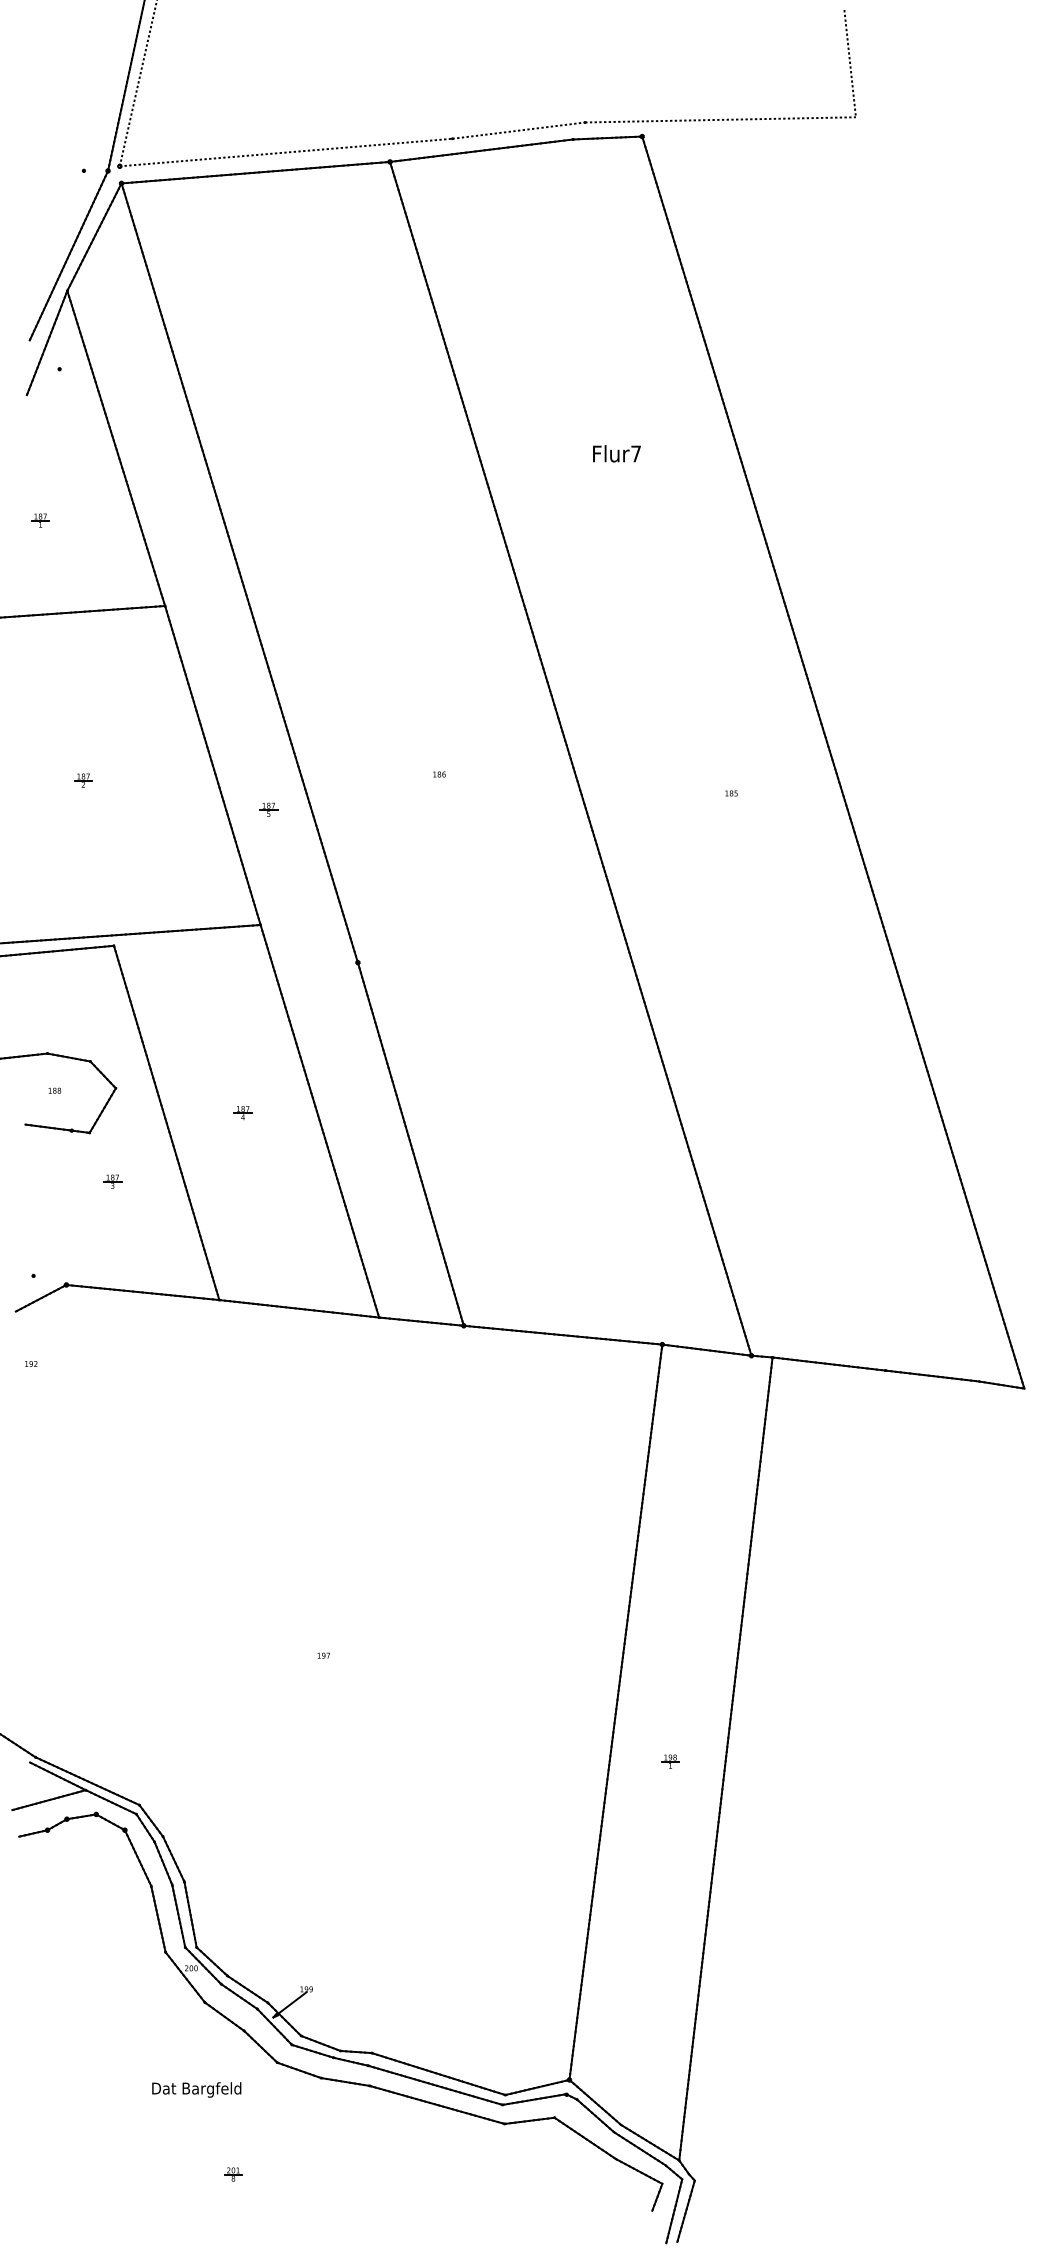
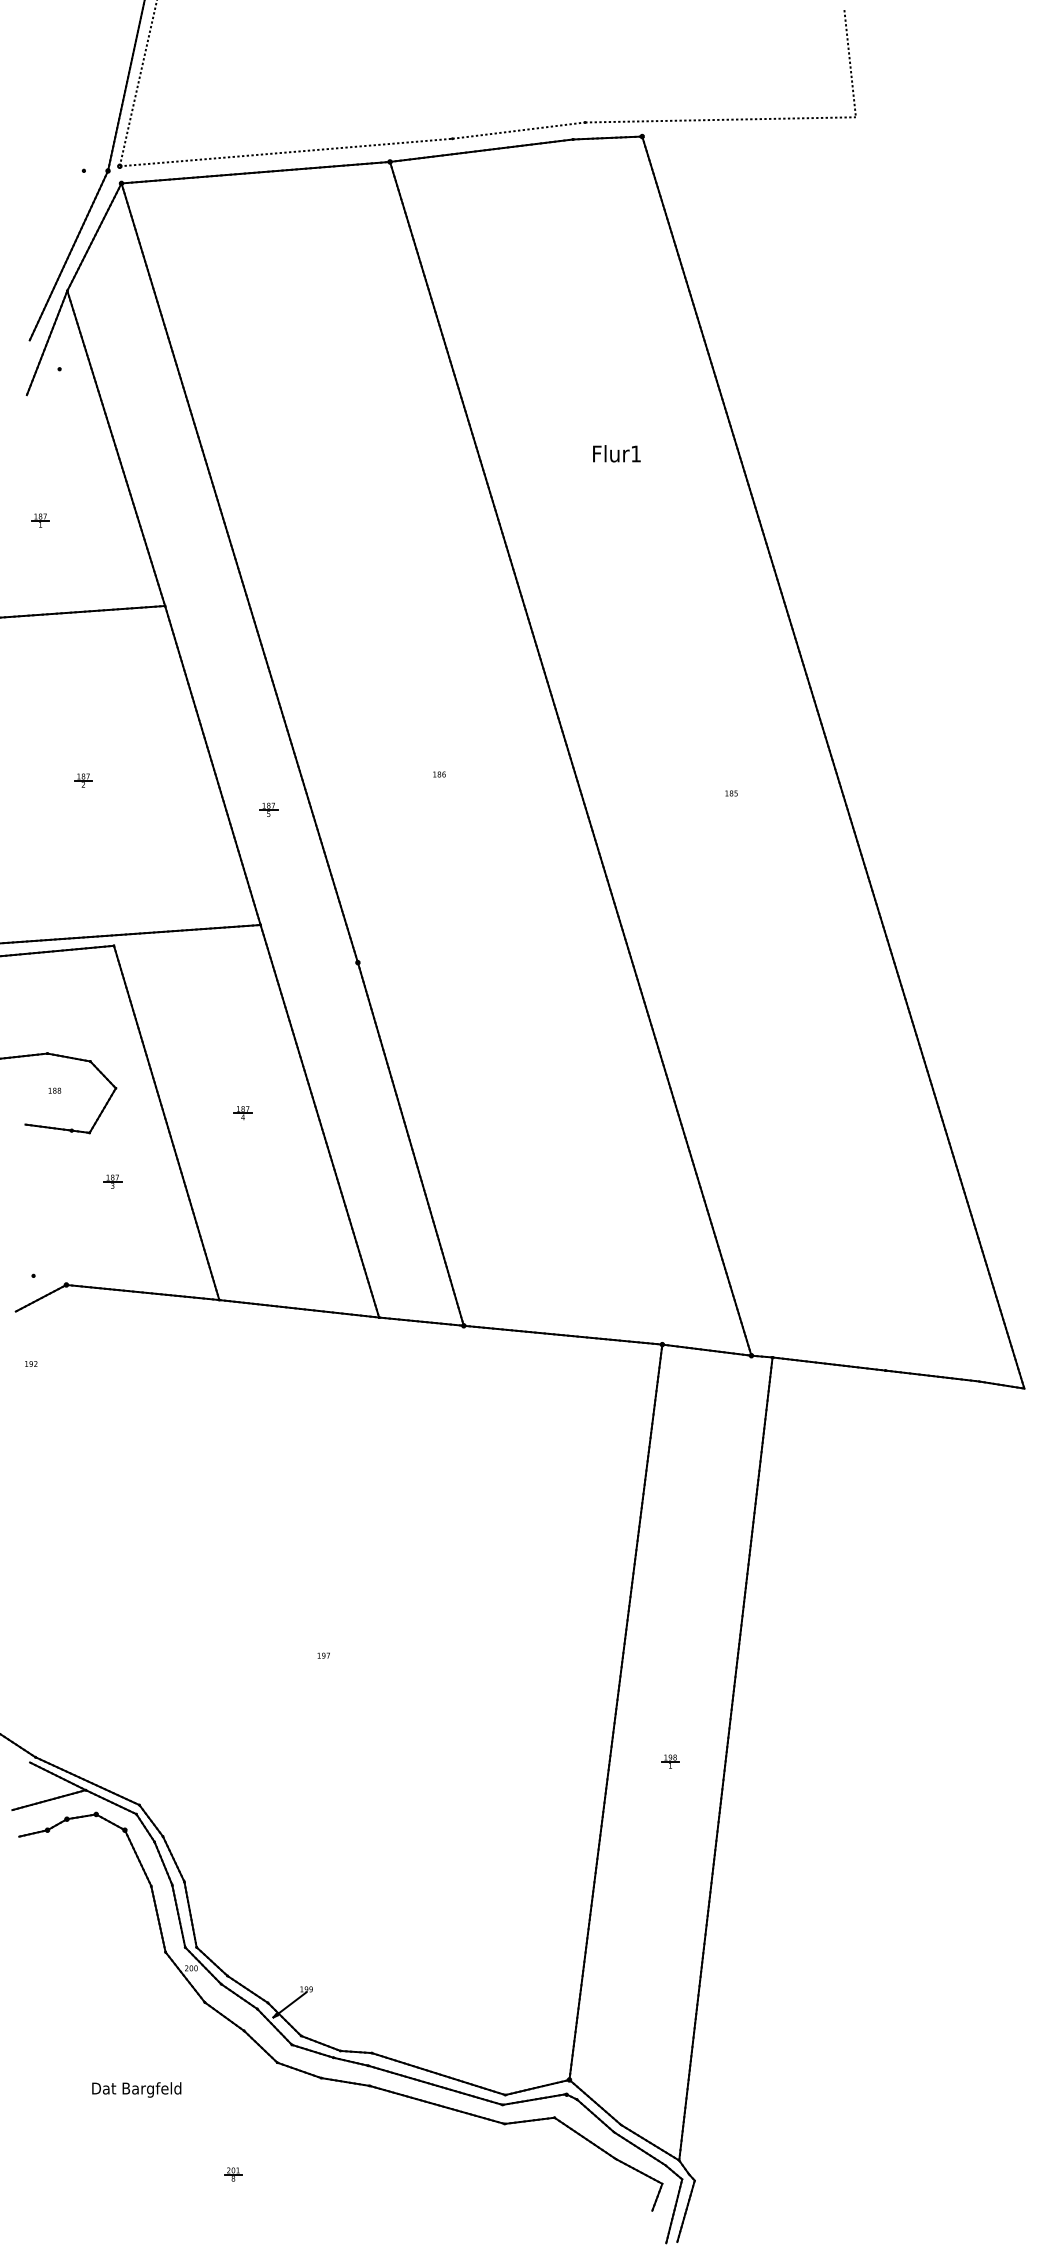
text: Flur7 -> Flur1 (635, 453)
text position: (196, 2089) -> (136, 2089) (136, 2089)
